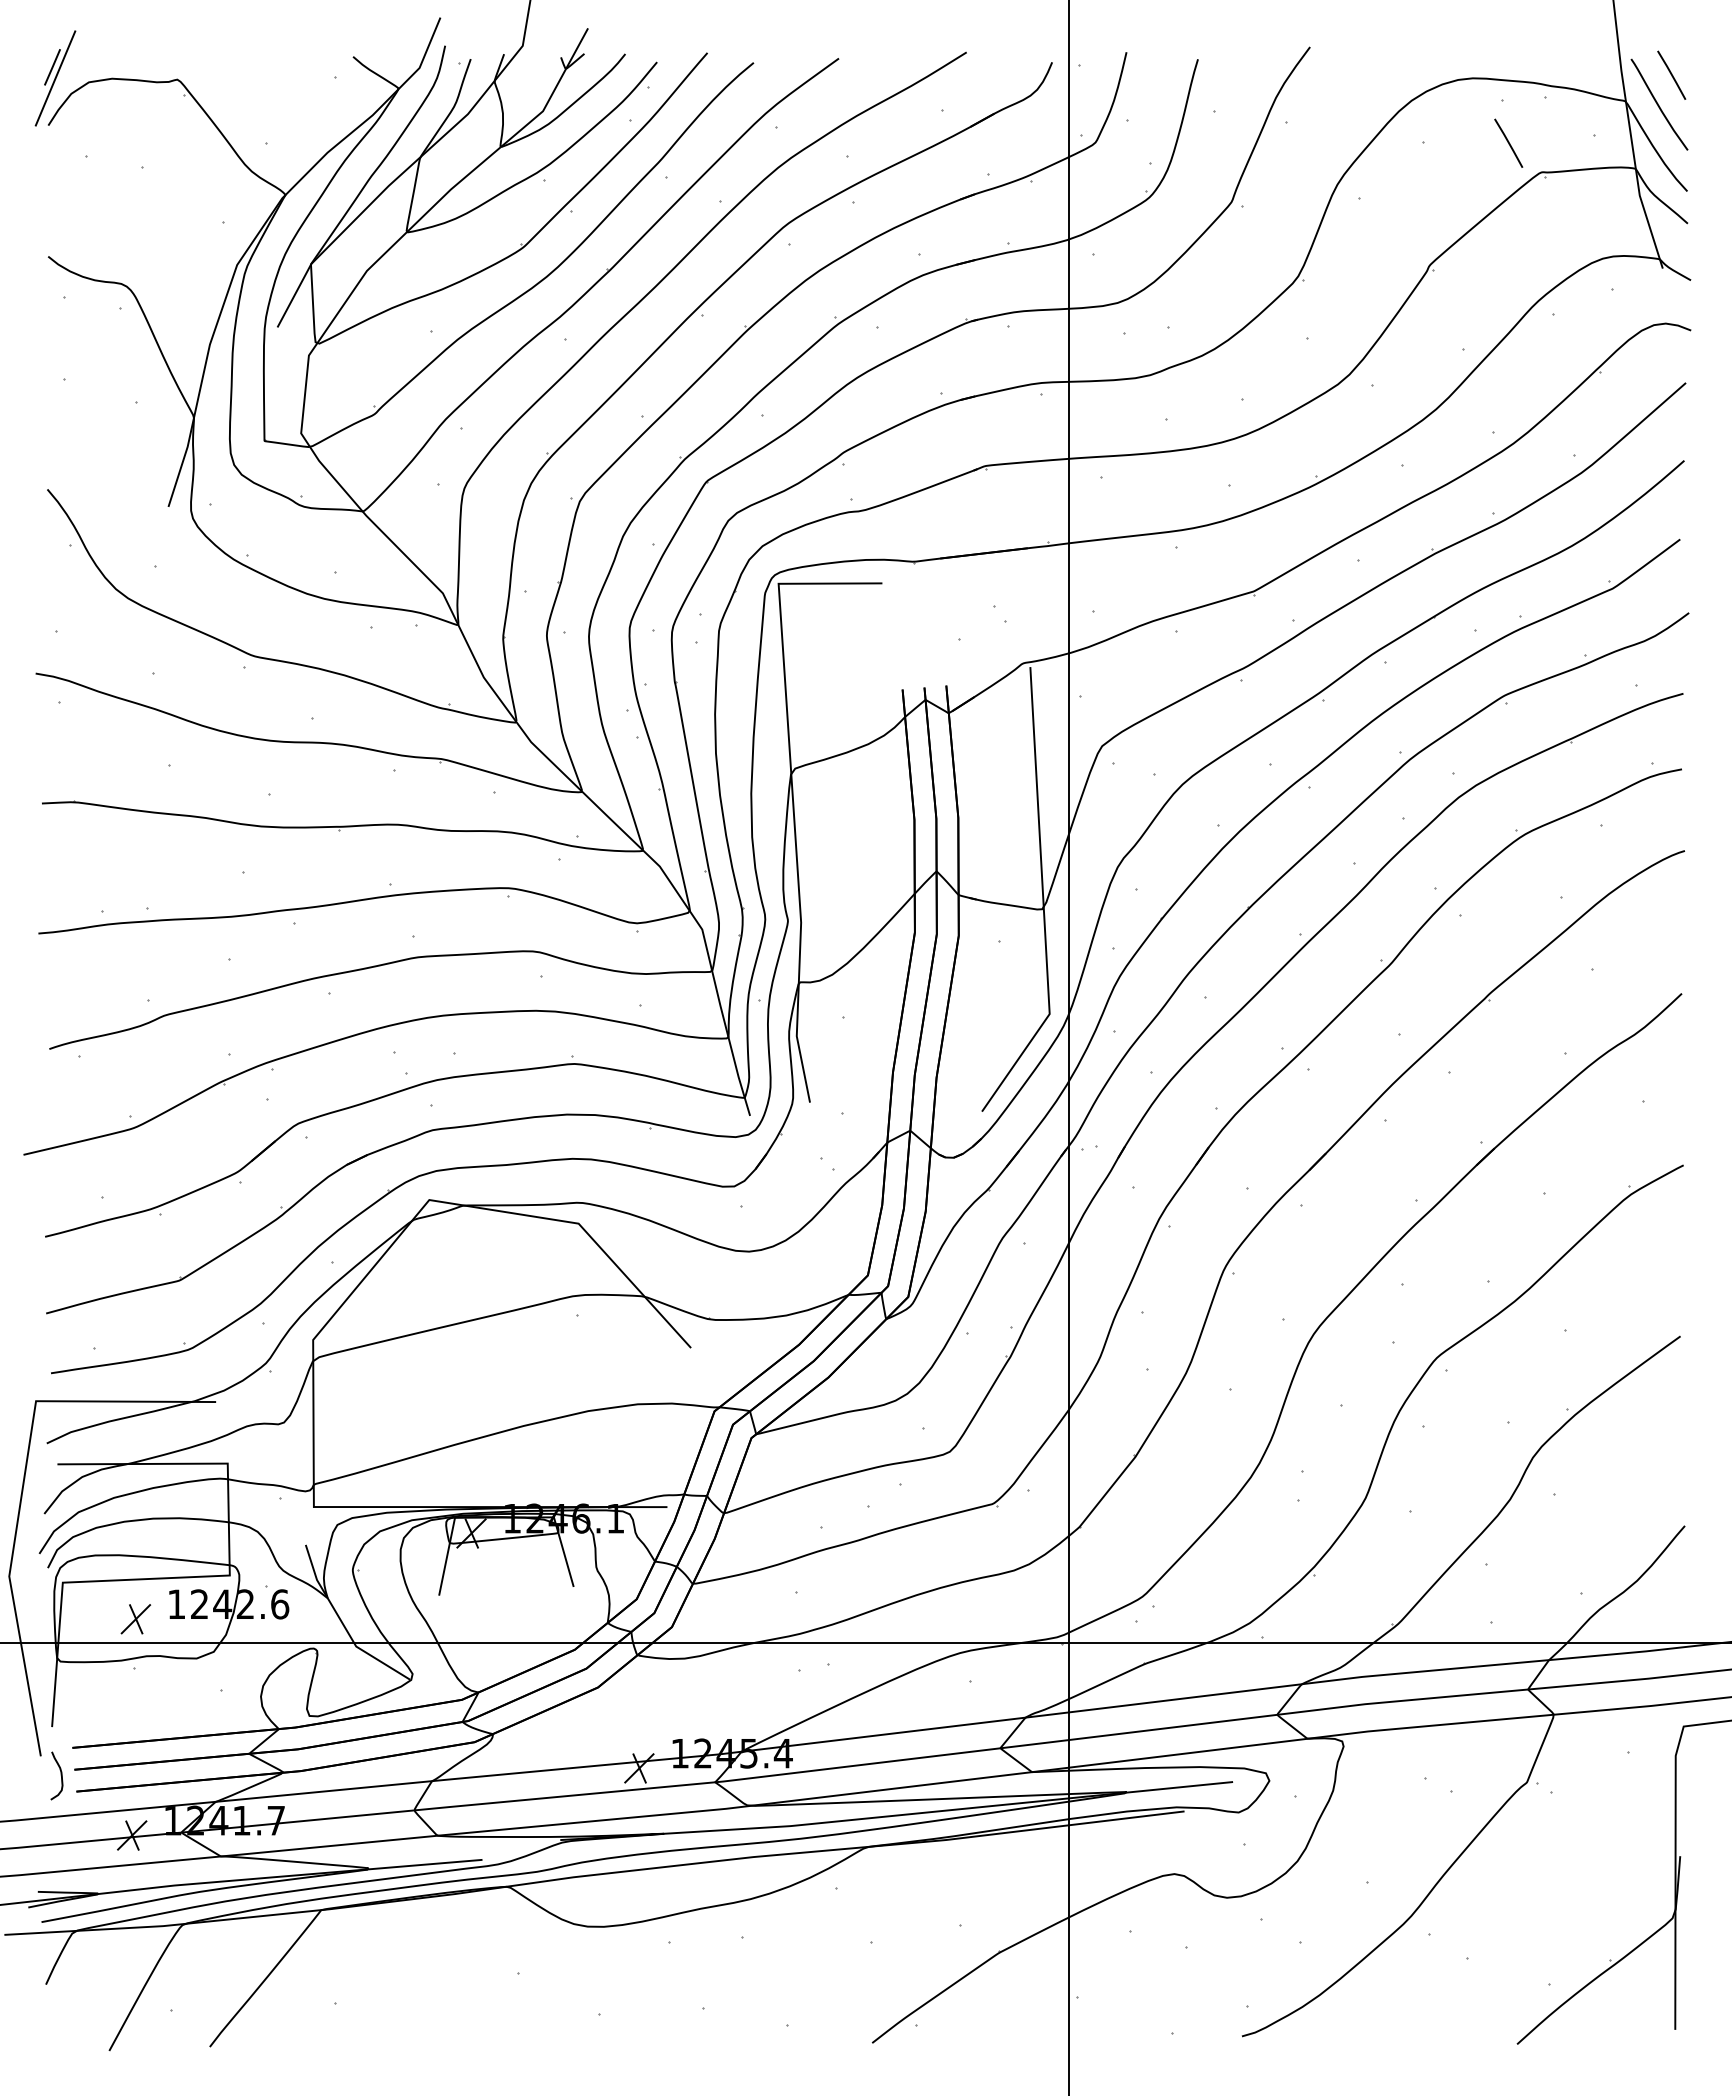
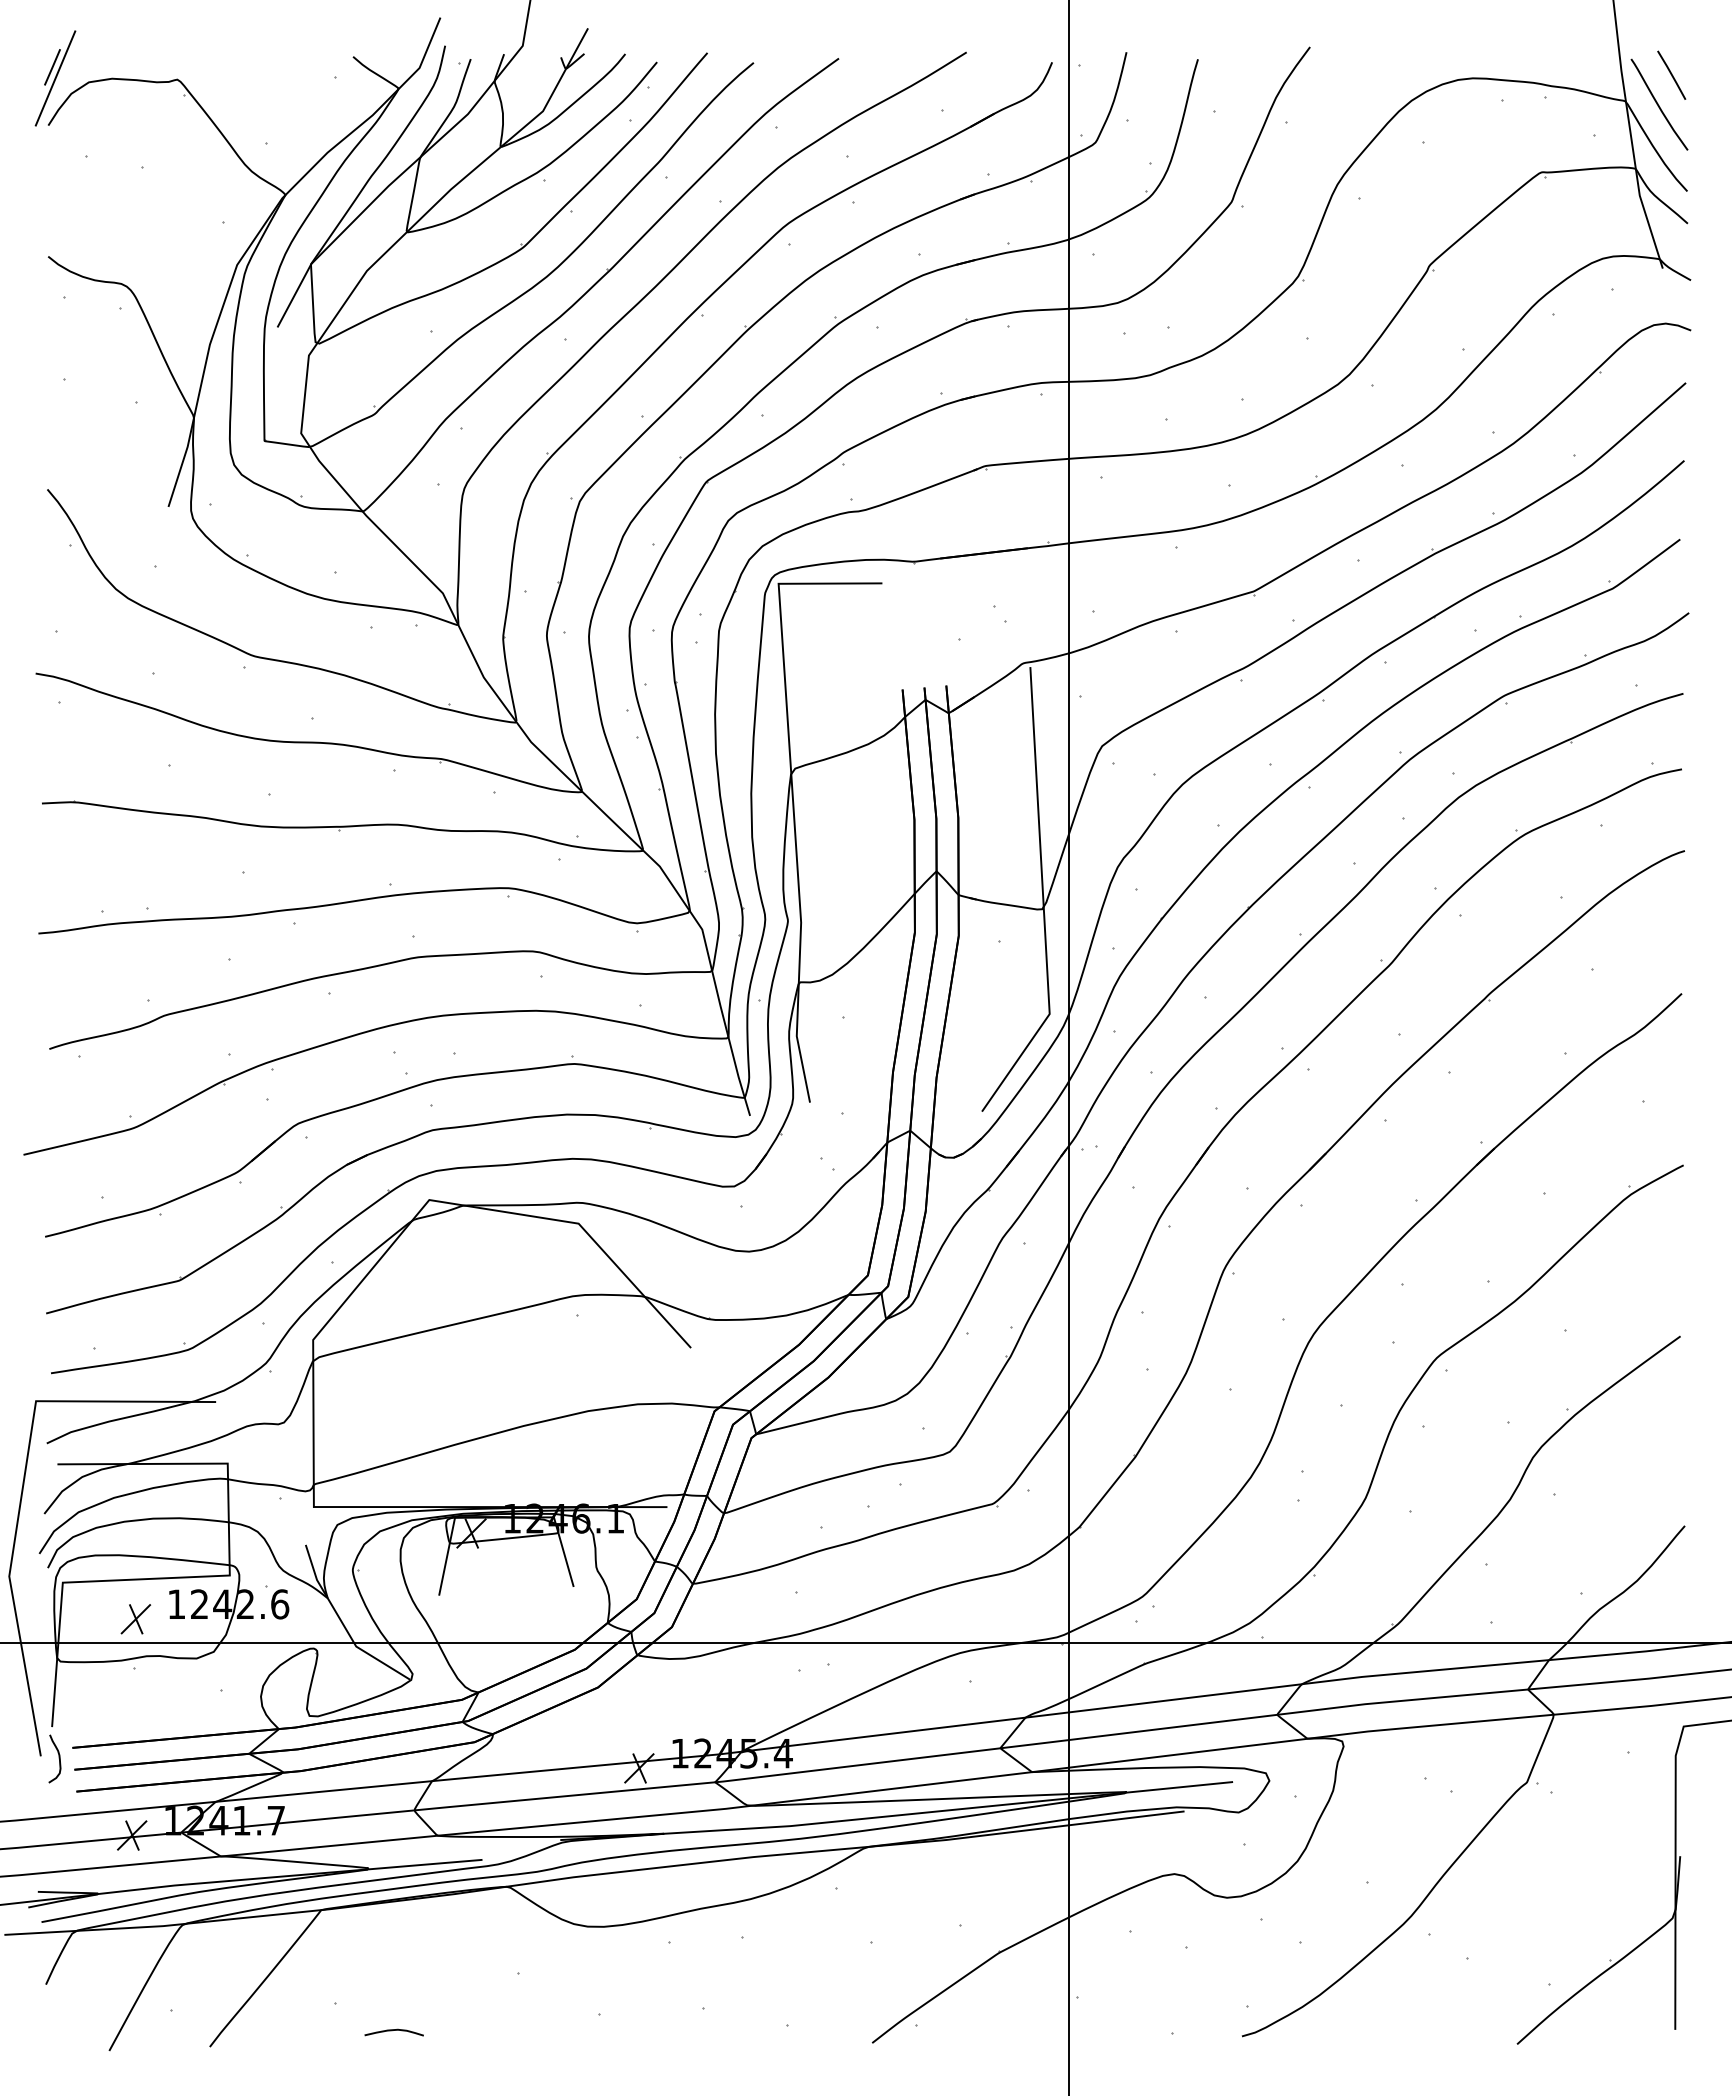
line: present -> none (1508, 142)
curve position: (60, 1775) -> (58, 1758) (58, 1758)
curve: none -> present (392, 2031)
